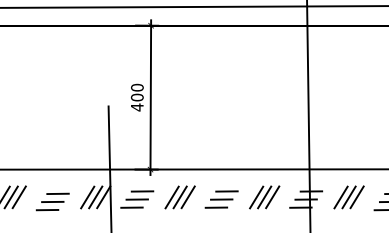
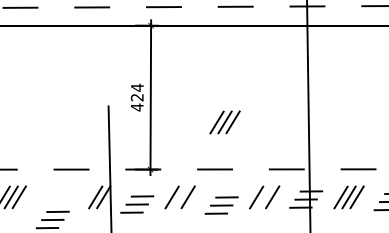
line: solid -> dashed (194, 6)
text: 400 -> 424 (137, 92)
part: none -> present (224, 122)
line: solid -> dashed (194, 169)
line: present -> none (87, 197)
line: present -> none (179, 197)
line: present -> none (264, 197)
part position: (137, 199) -> (137, 204) (137, 204)
part position: (221, 199) -> (221, 205) (221, 205)
part position: (52, 201) -> (52, 219) (52, 219)
